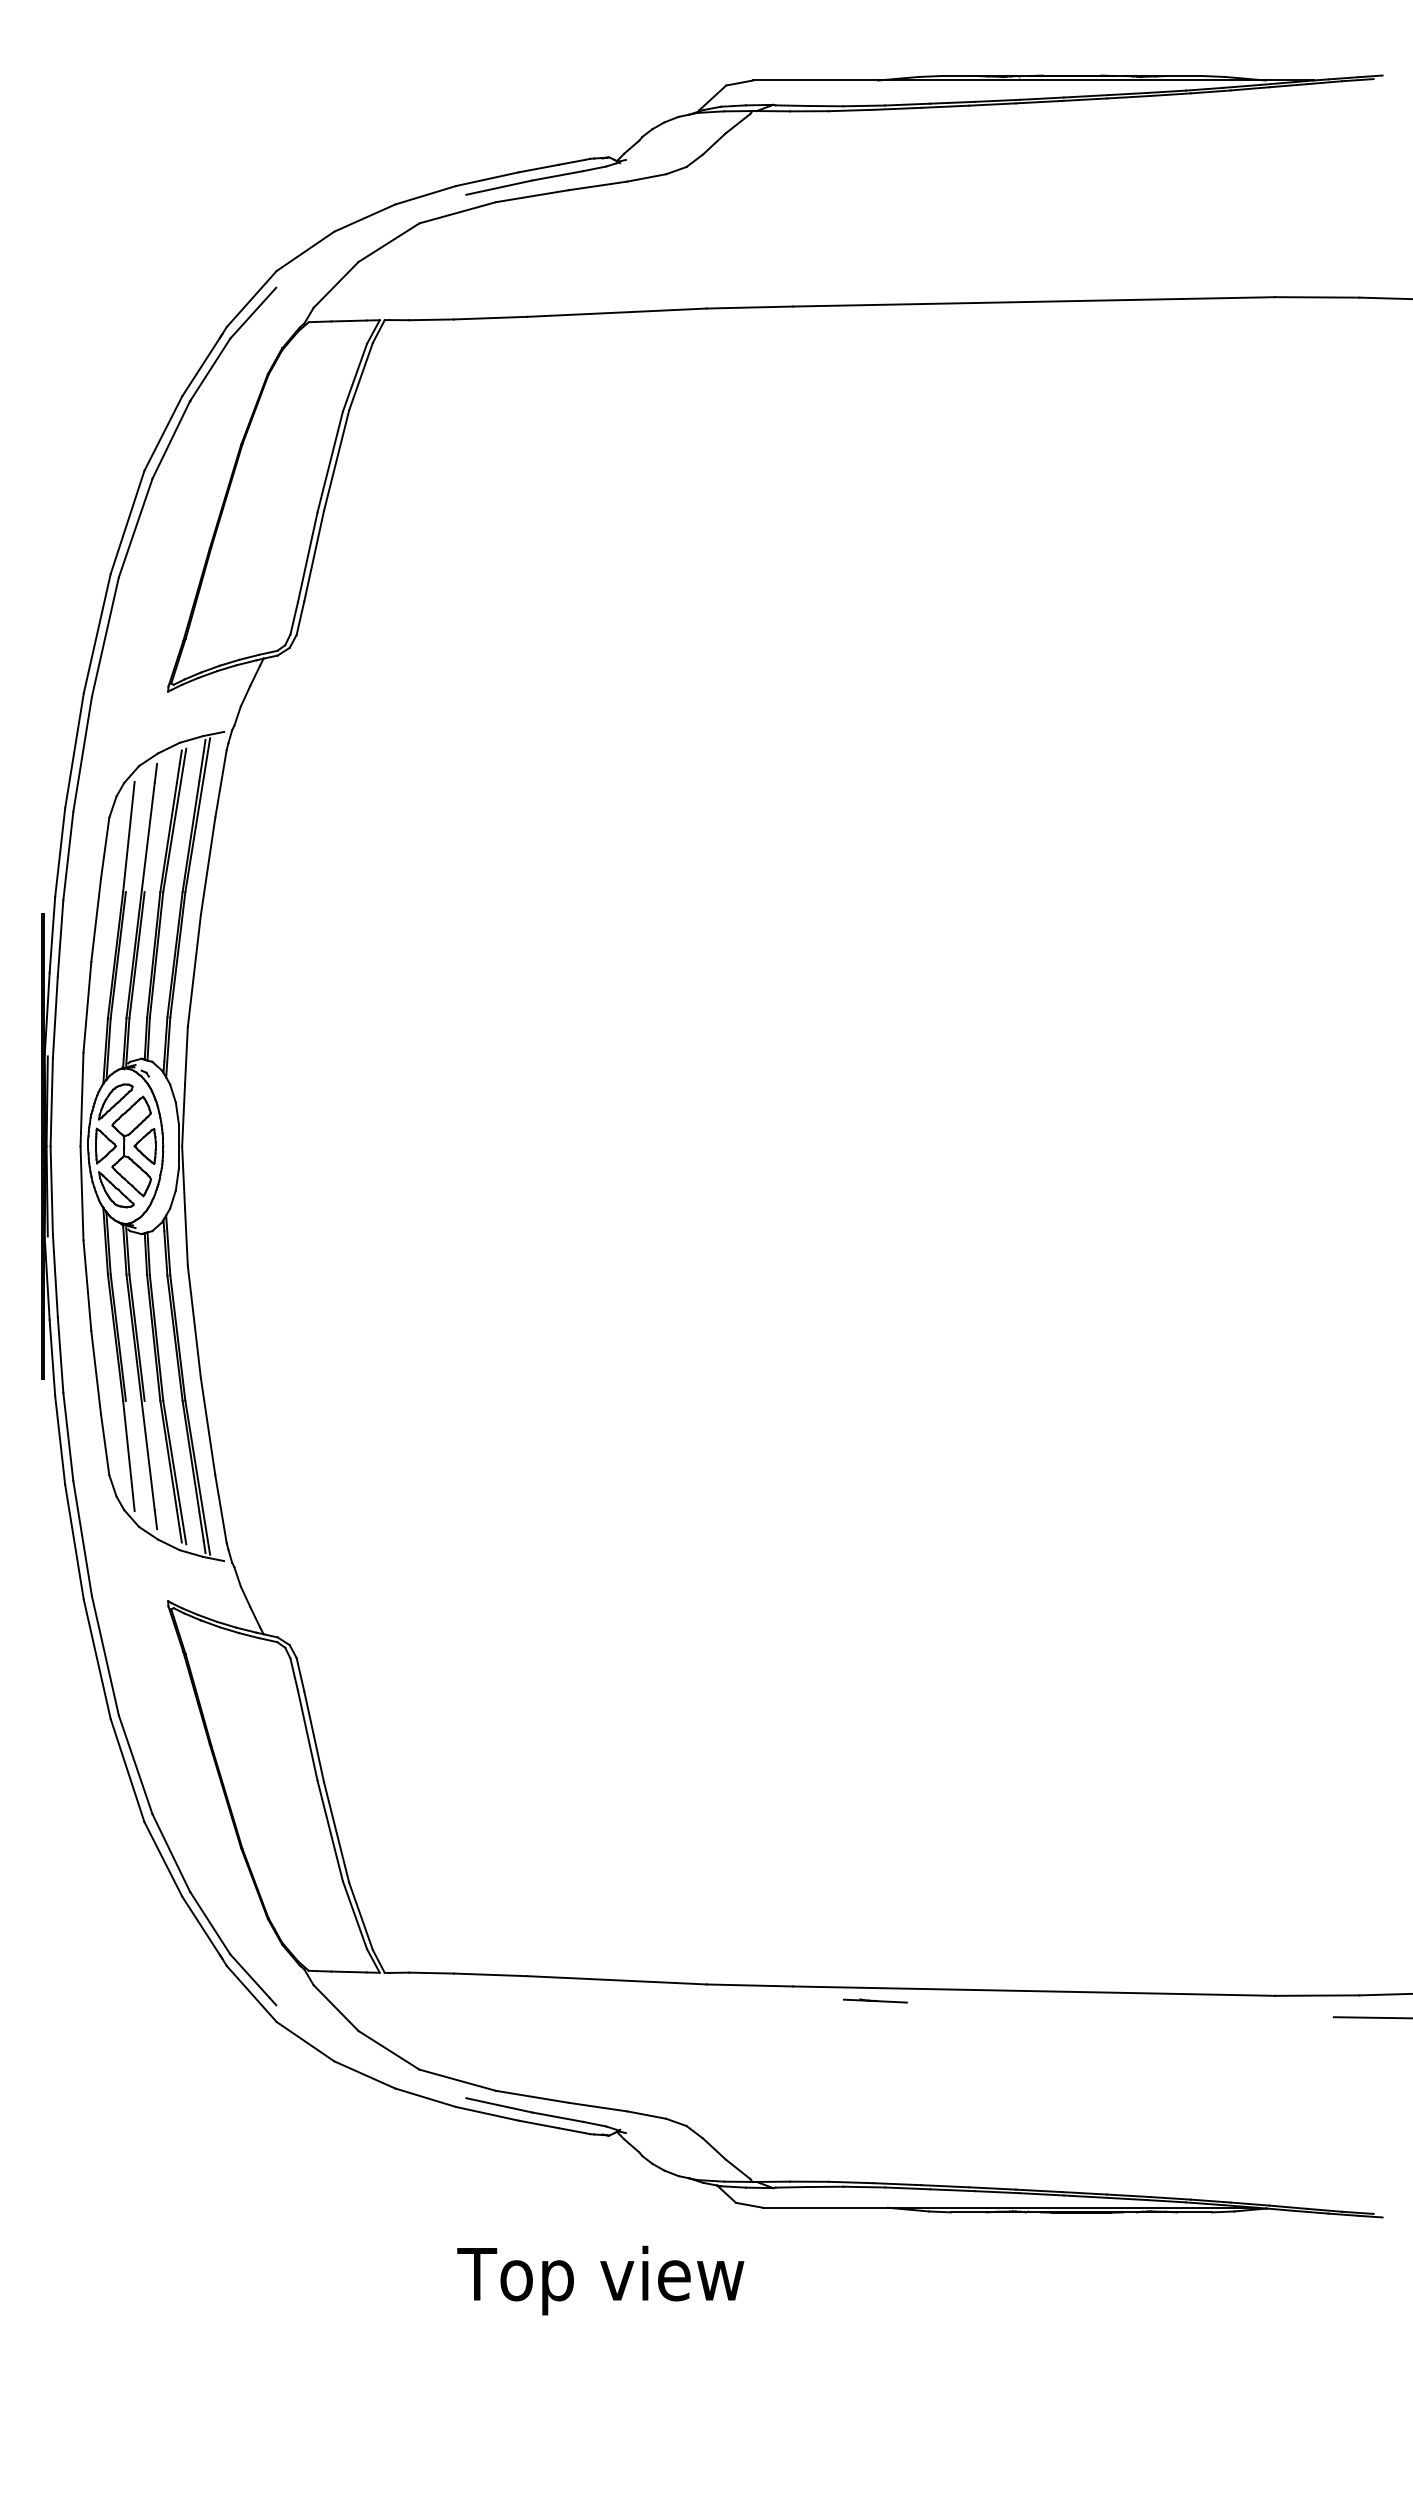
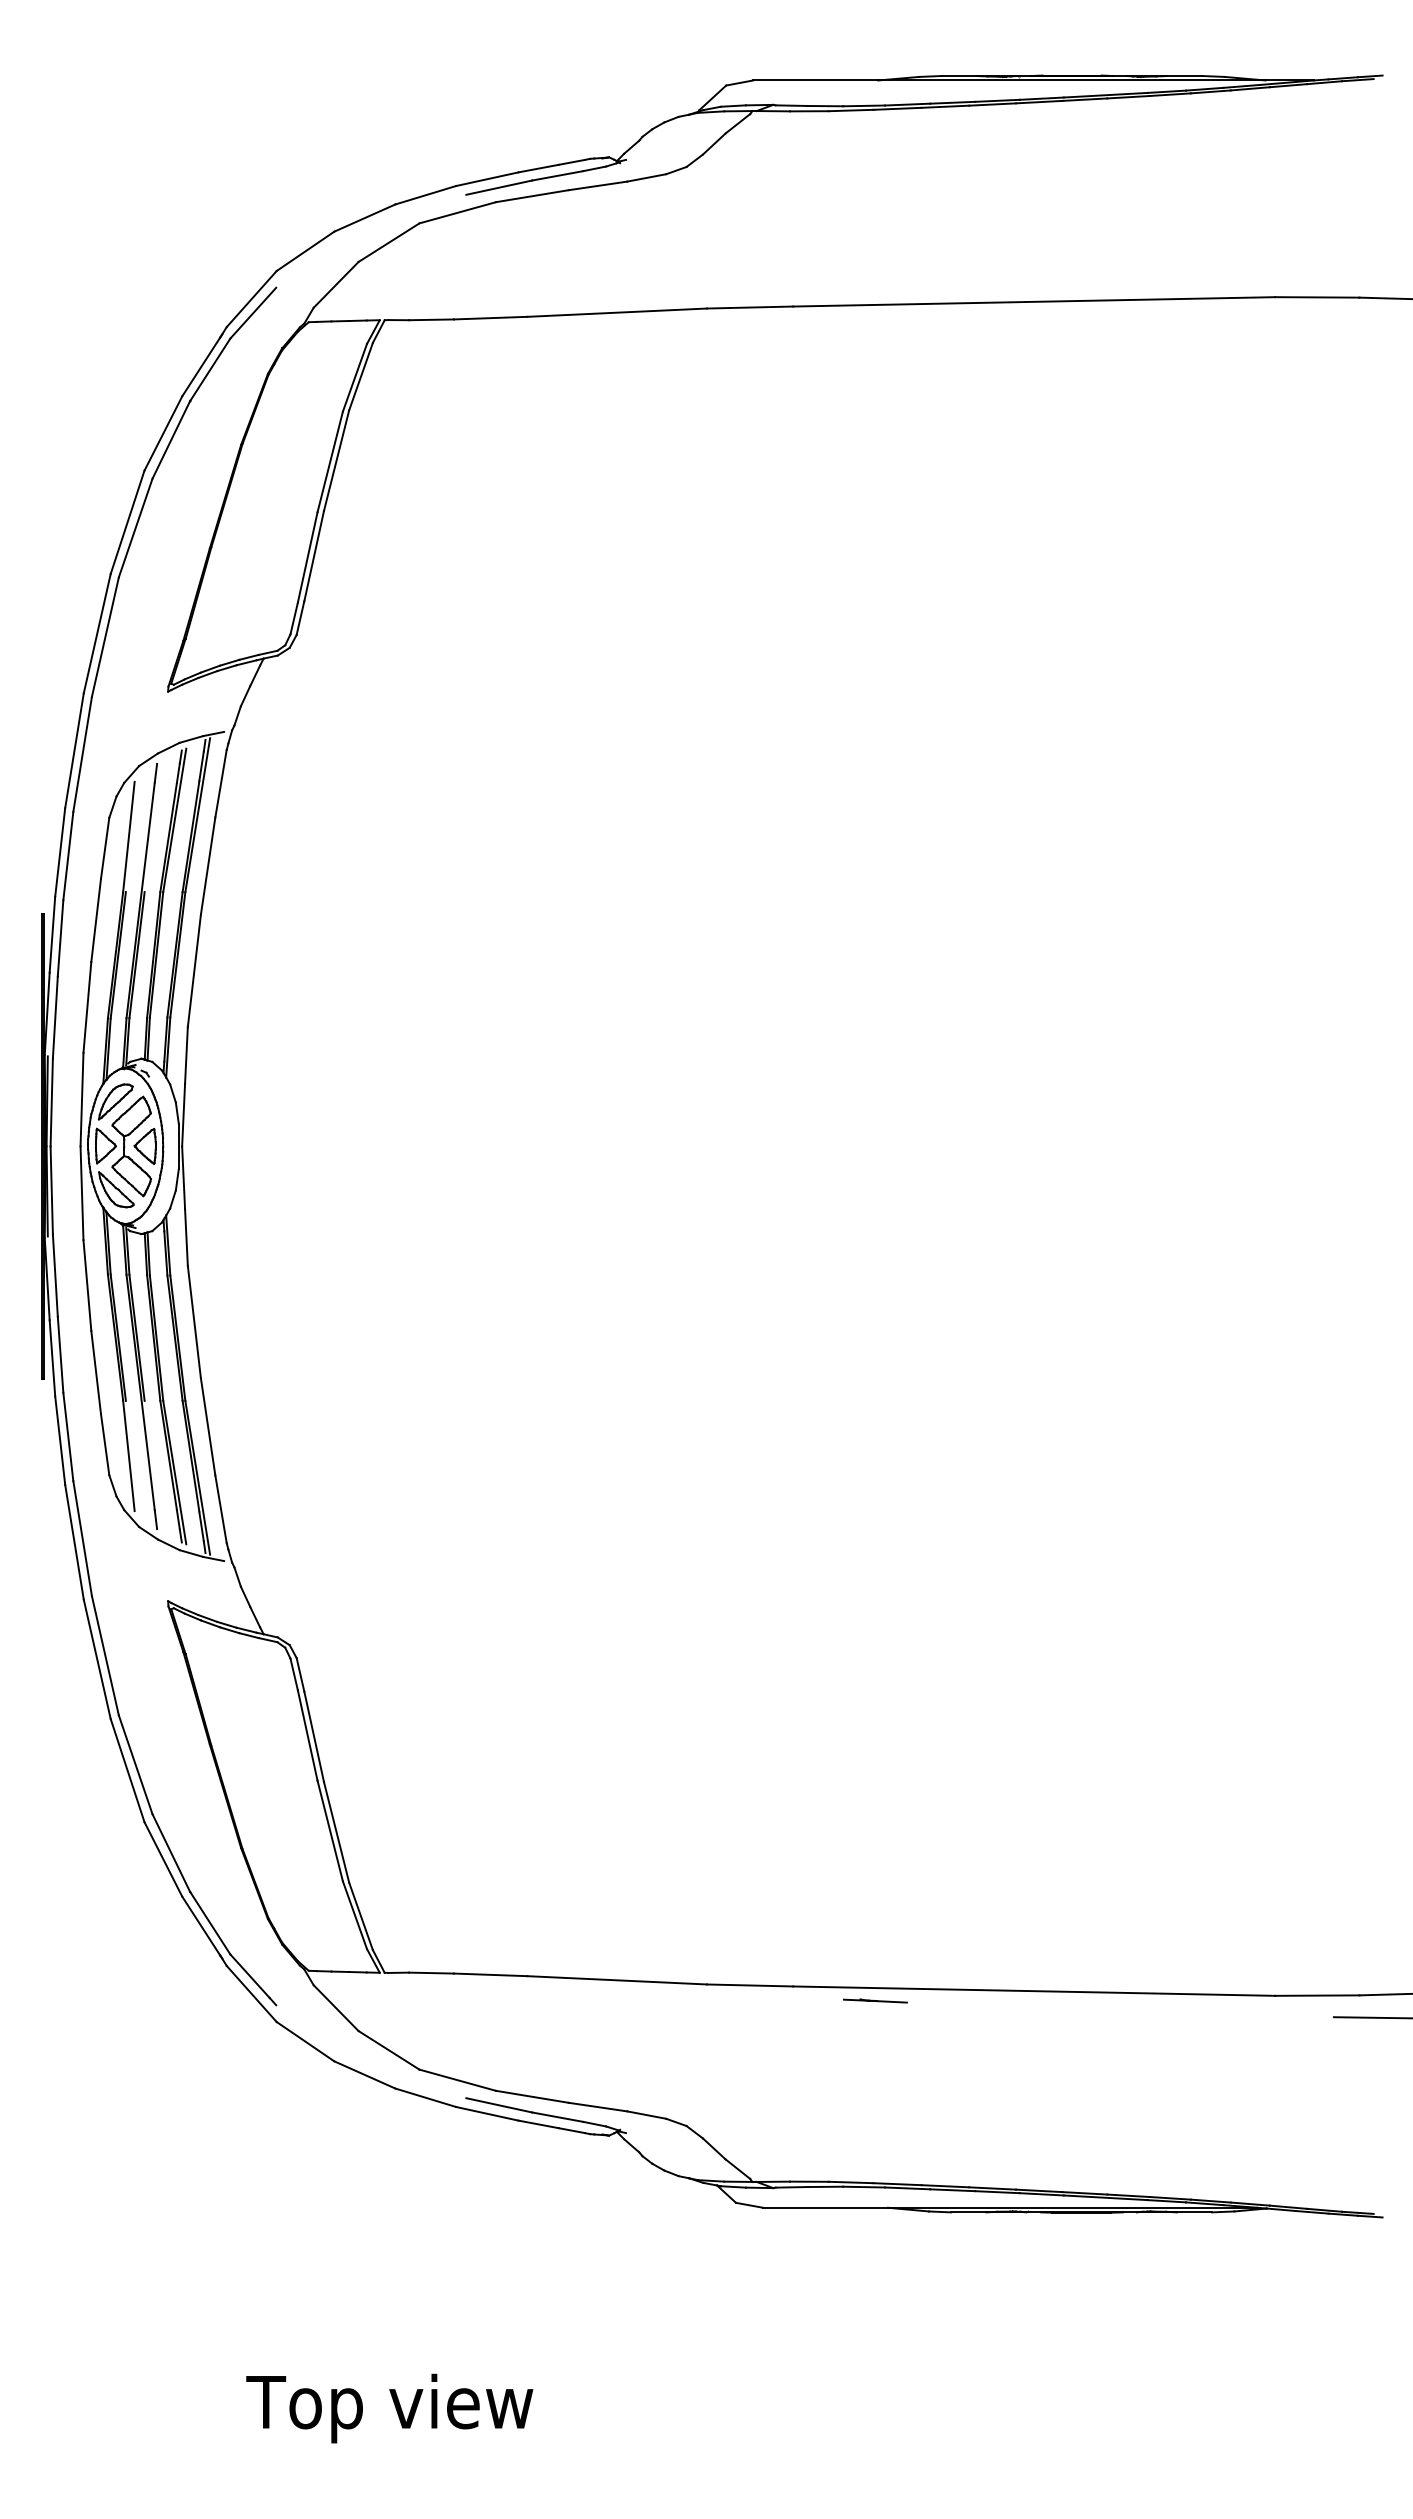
text position: (600, 2280) -> (389, 2408) (389, 2408)
